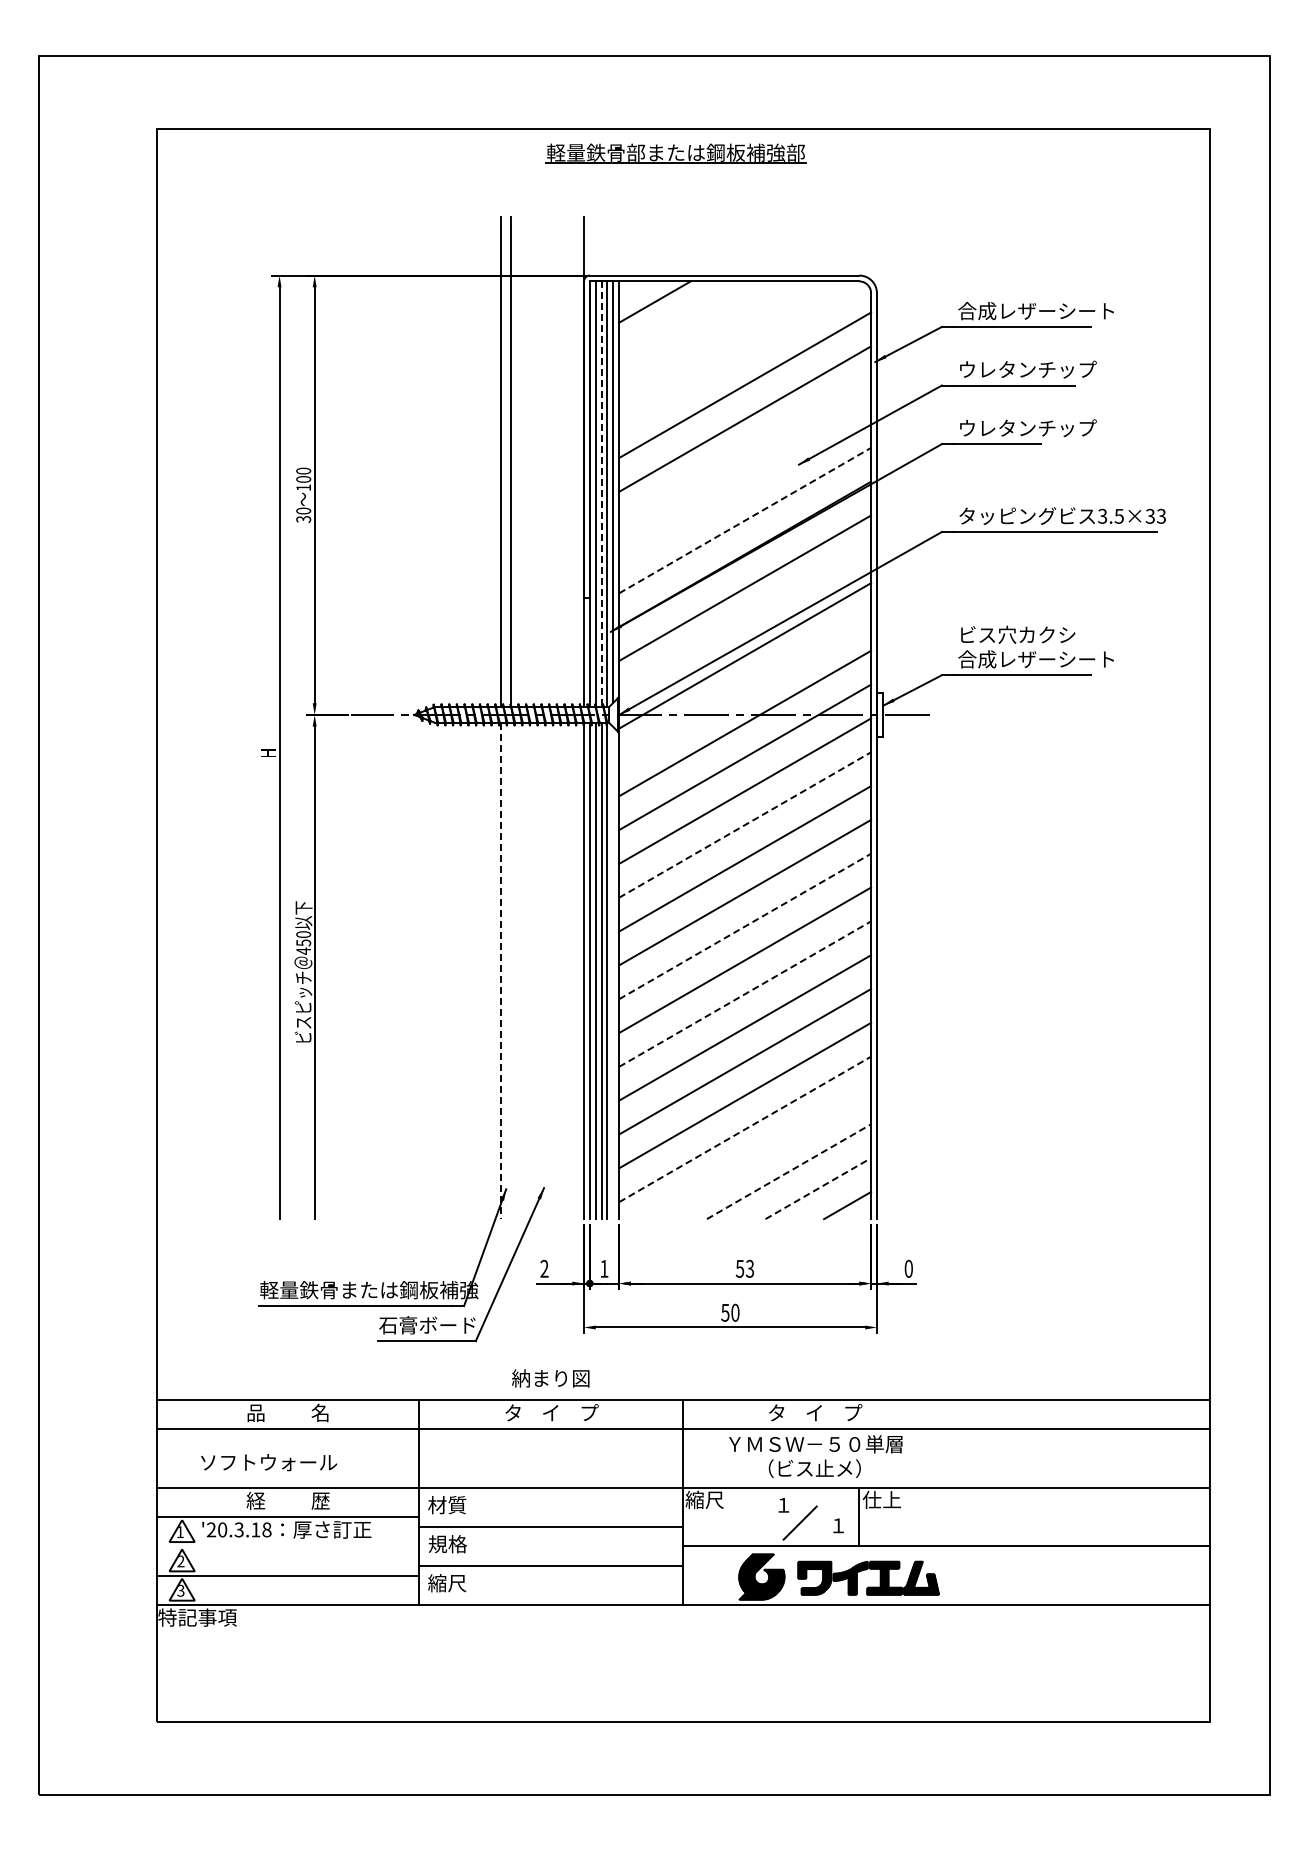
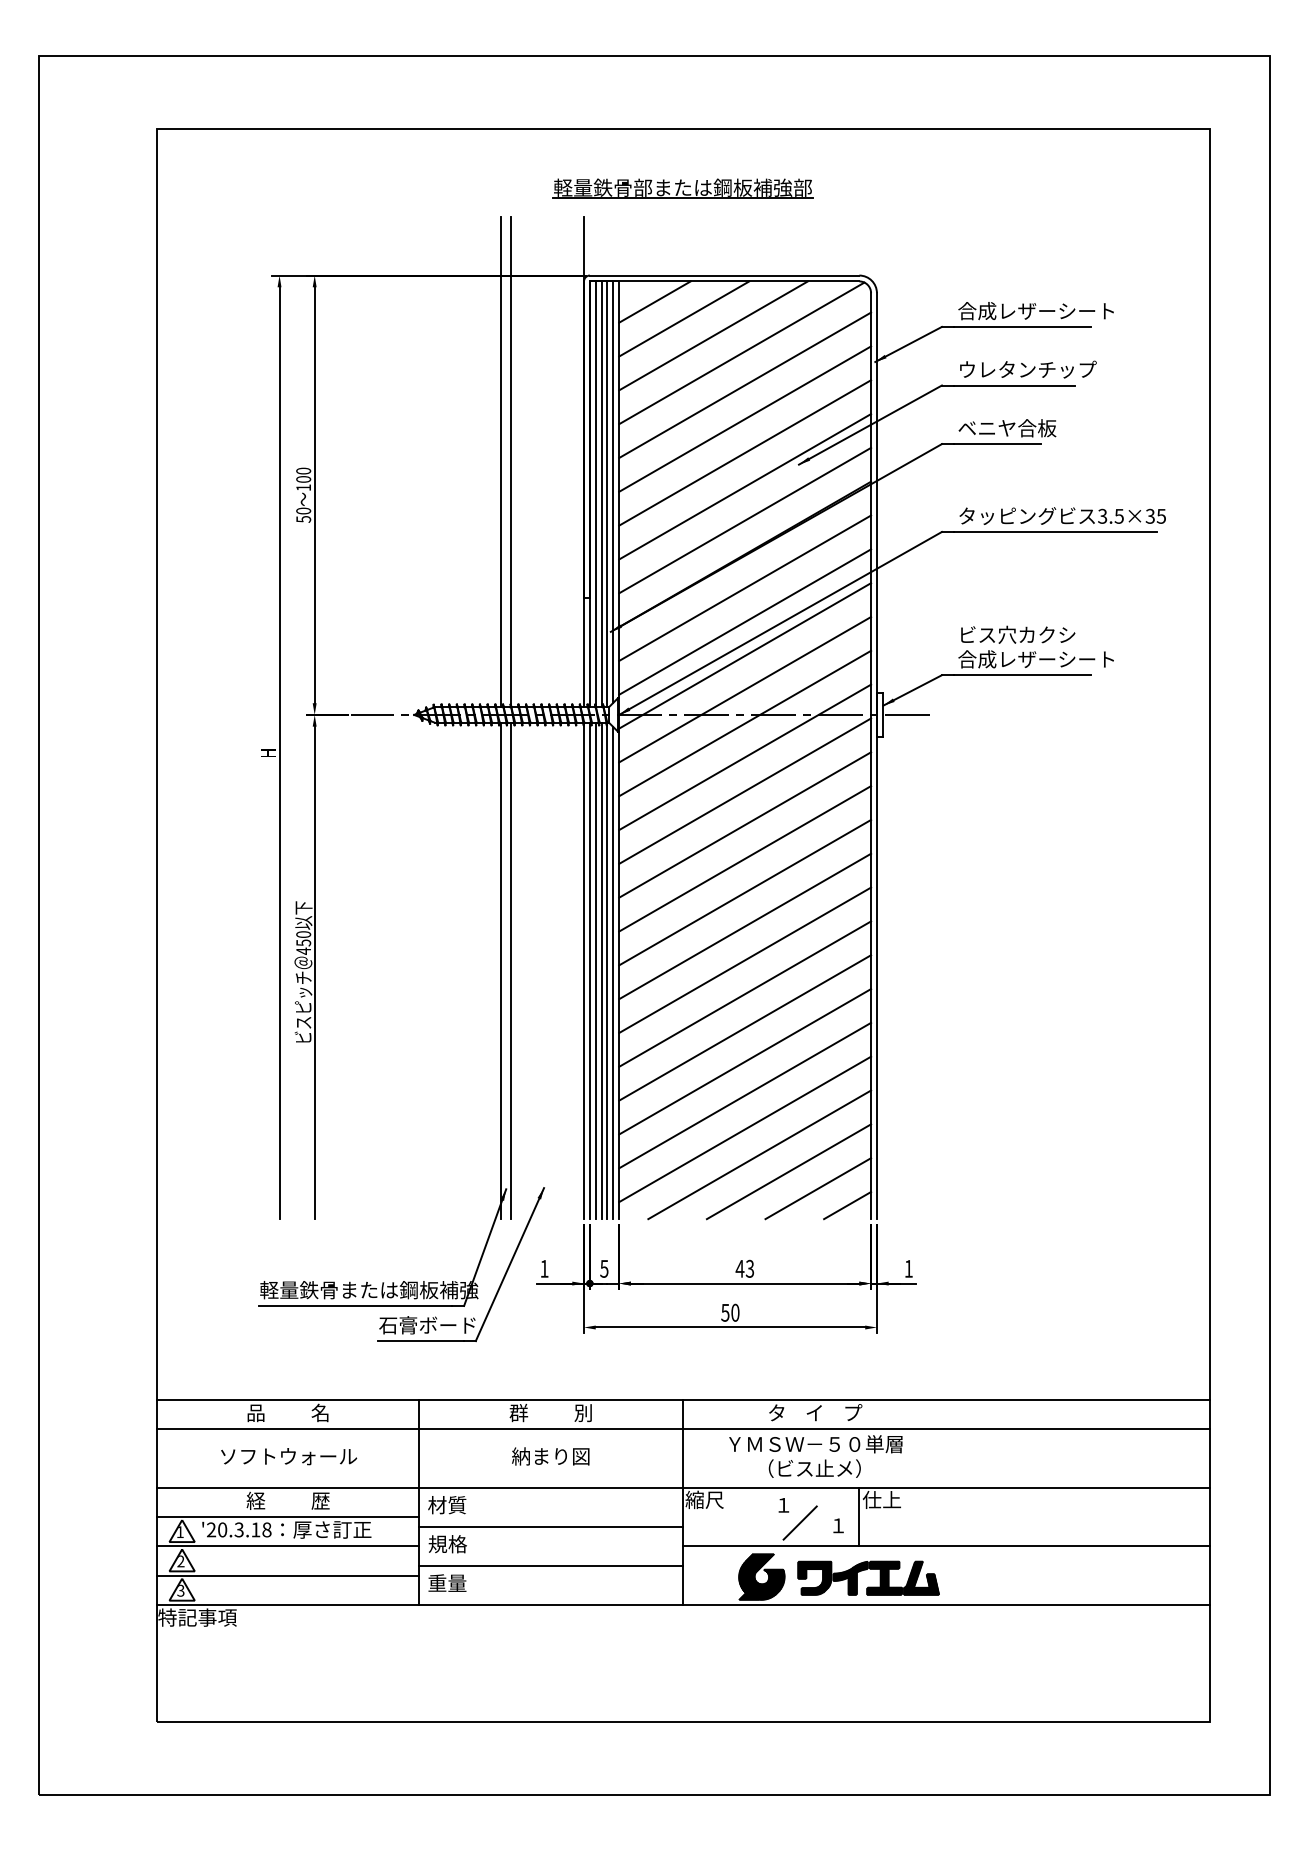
part position: (675, 153) -> (682, 188) (682, 188)
line: none -> present (684, 318)
line: none -> present (713, 335)
line: none -> present (741, 353)
text: ウレタンチップ -> ベニヤ合板 (1027, 428)
line: none -> present (745, 452)
line: none -> present (745, 486)
line: dashed -> solid (601, 494)
text: 3.5×33 -> 3.5×35 (1161, 515)
text: 30 -> 50 (303, 519)
line: dashed -> solid (745, 520)
line: none -> present (745, 621)
line: none -> present (745, 689)
line: dashed -> solid (745, 824)
line: dashed -> solid (745, 926)
line: none -> present (510, 970)
line: dashed -> solid (501, 971)
line: none -> present (613, 973)
line: dashed -> solid (745, 993)
line: dashed -> solid (745, 1129)
line: none -> present (759, 1154)
line: dashed -> solid (789, 1171)
line: dashed -> solid (818, 1188)
text: 2 -> 1 (544, 1268)
text: 1 -> 5 (604, 1268)
text: 53 -> 43 (739, 1268)
text: 0 -> 1 (908, 1268)
text position: (550, 1378) -> (550, 1456) (550, 1456)
text: タ    イ    プ -> 群          別 (551, 1412)
text position: (269, 1462) -> (289, 1456) (289, 1456)
line: none -> present (287, 1546)
text: 縮尺 -> 重量 (447, 1583)
